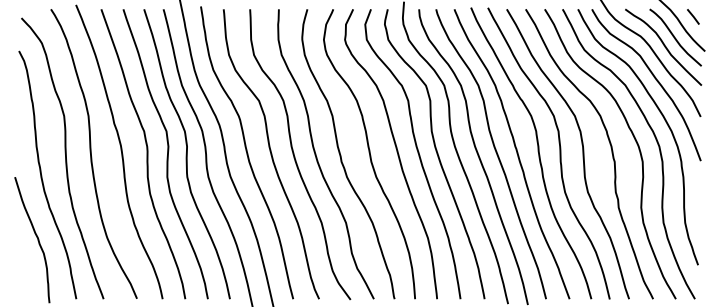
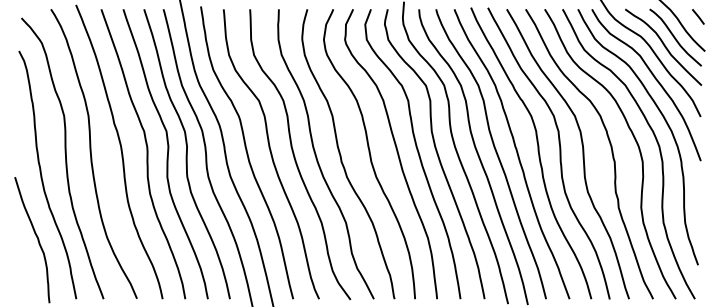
line position: (693, 16) -> (698, 16) (698, 16)
